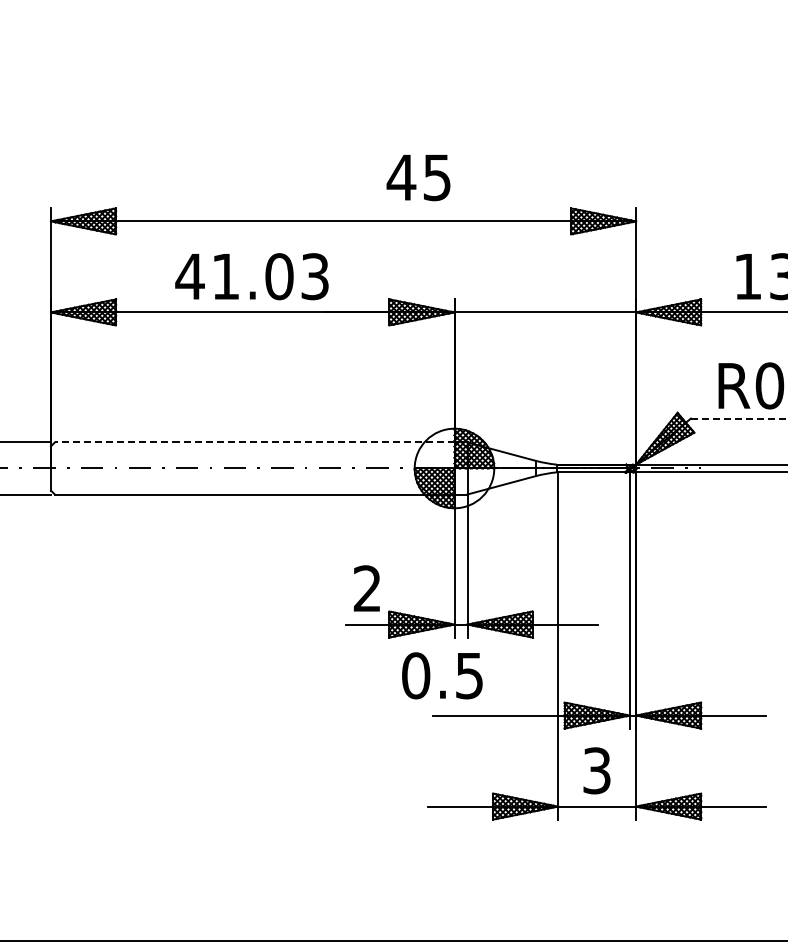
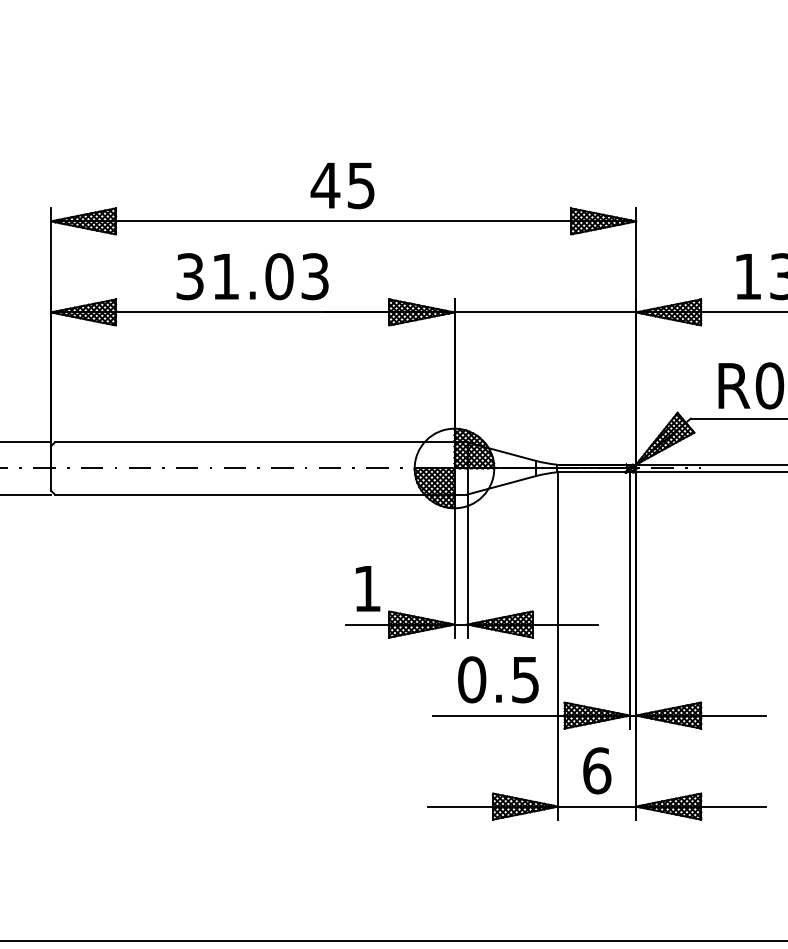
text position: (418, 178) -> (342, 186) (342, 186)
text: 41.03 -> 31.03 (189, 276)
line: dashed -> solid (739, 418)
line: dashed -> solid (254, 442)
text: 2 -> 1 (366, 588)
text position: (442, 675) -> (498, 679) (498, 679)
text: 3 -> 6 (597, 770)
